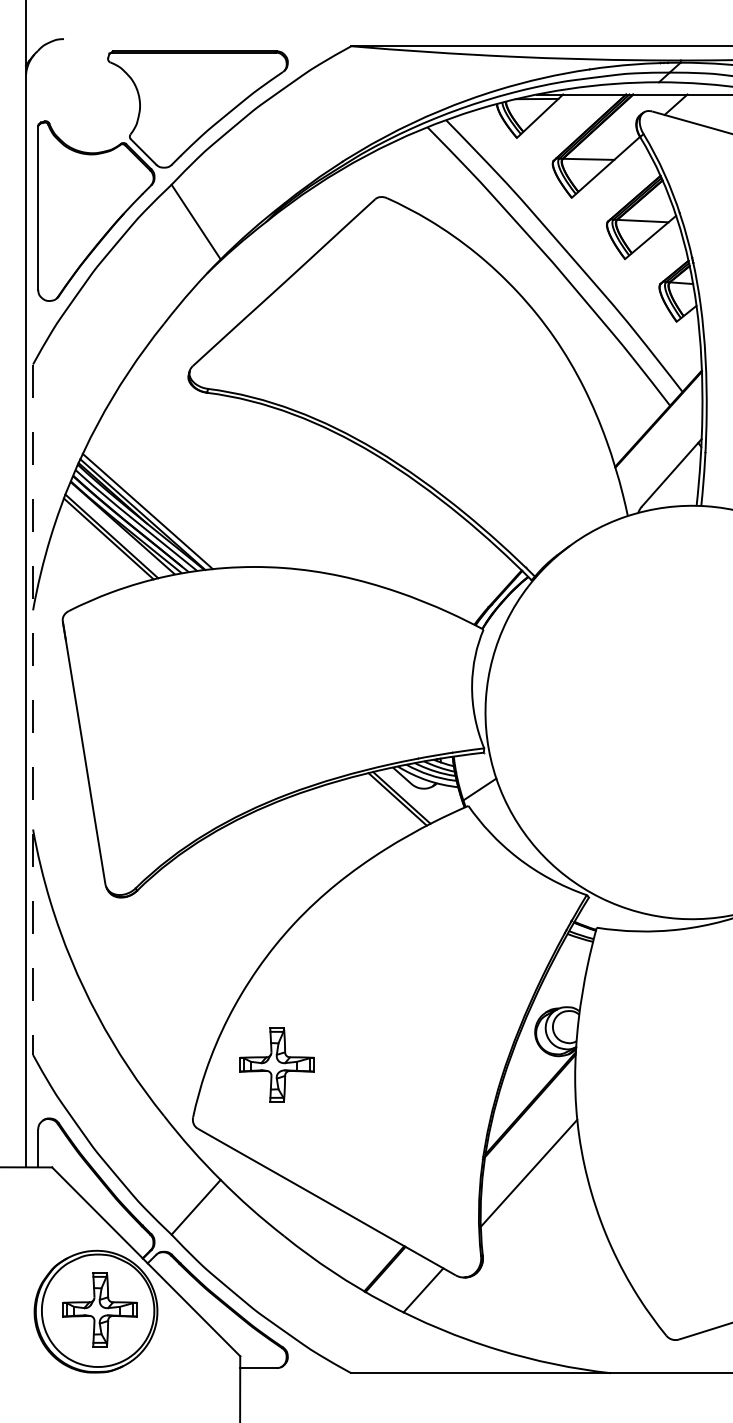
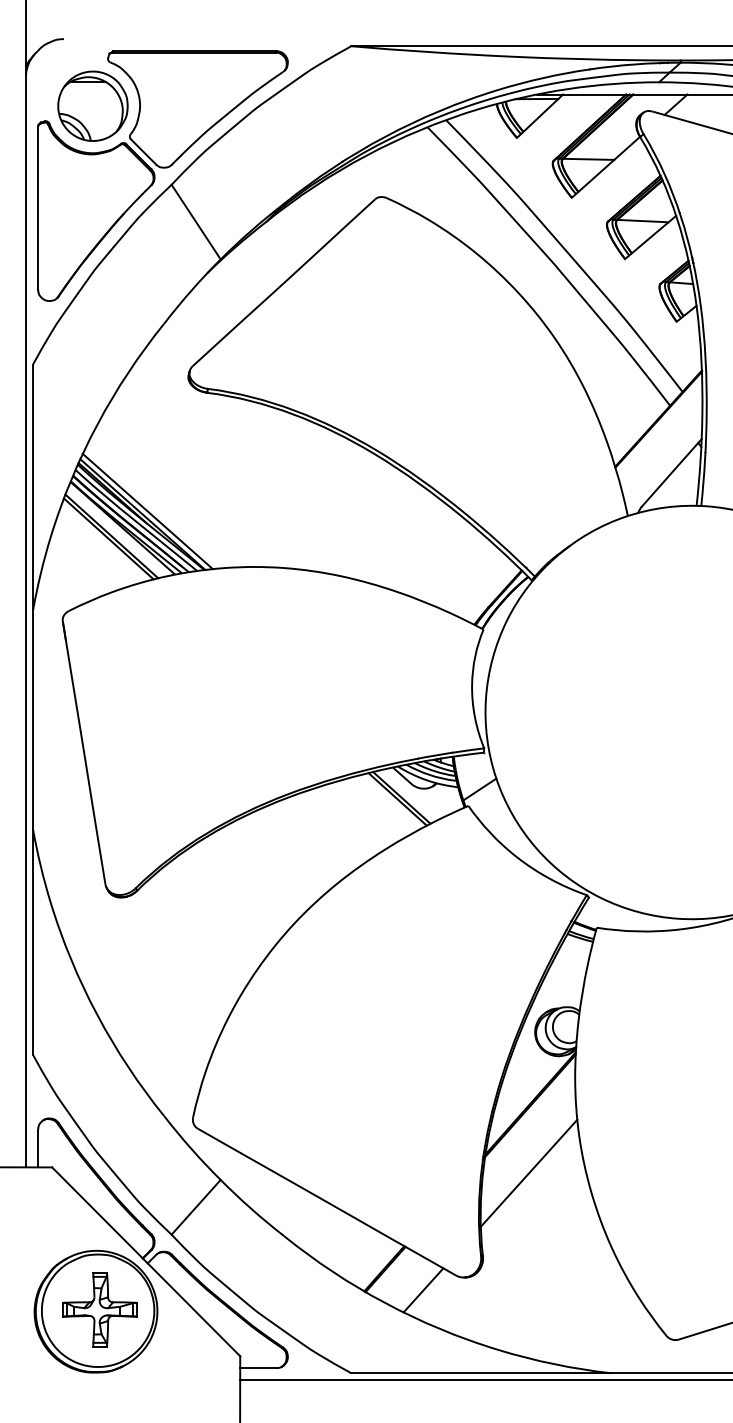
part: none -> present (92, 105)
line: dashed -> solid (33, 710)
part: present -> none (276, 1064)
line: none -> present (484, 1380)
